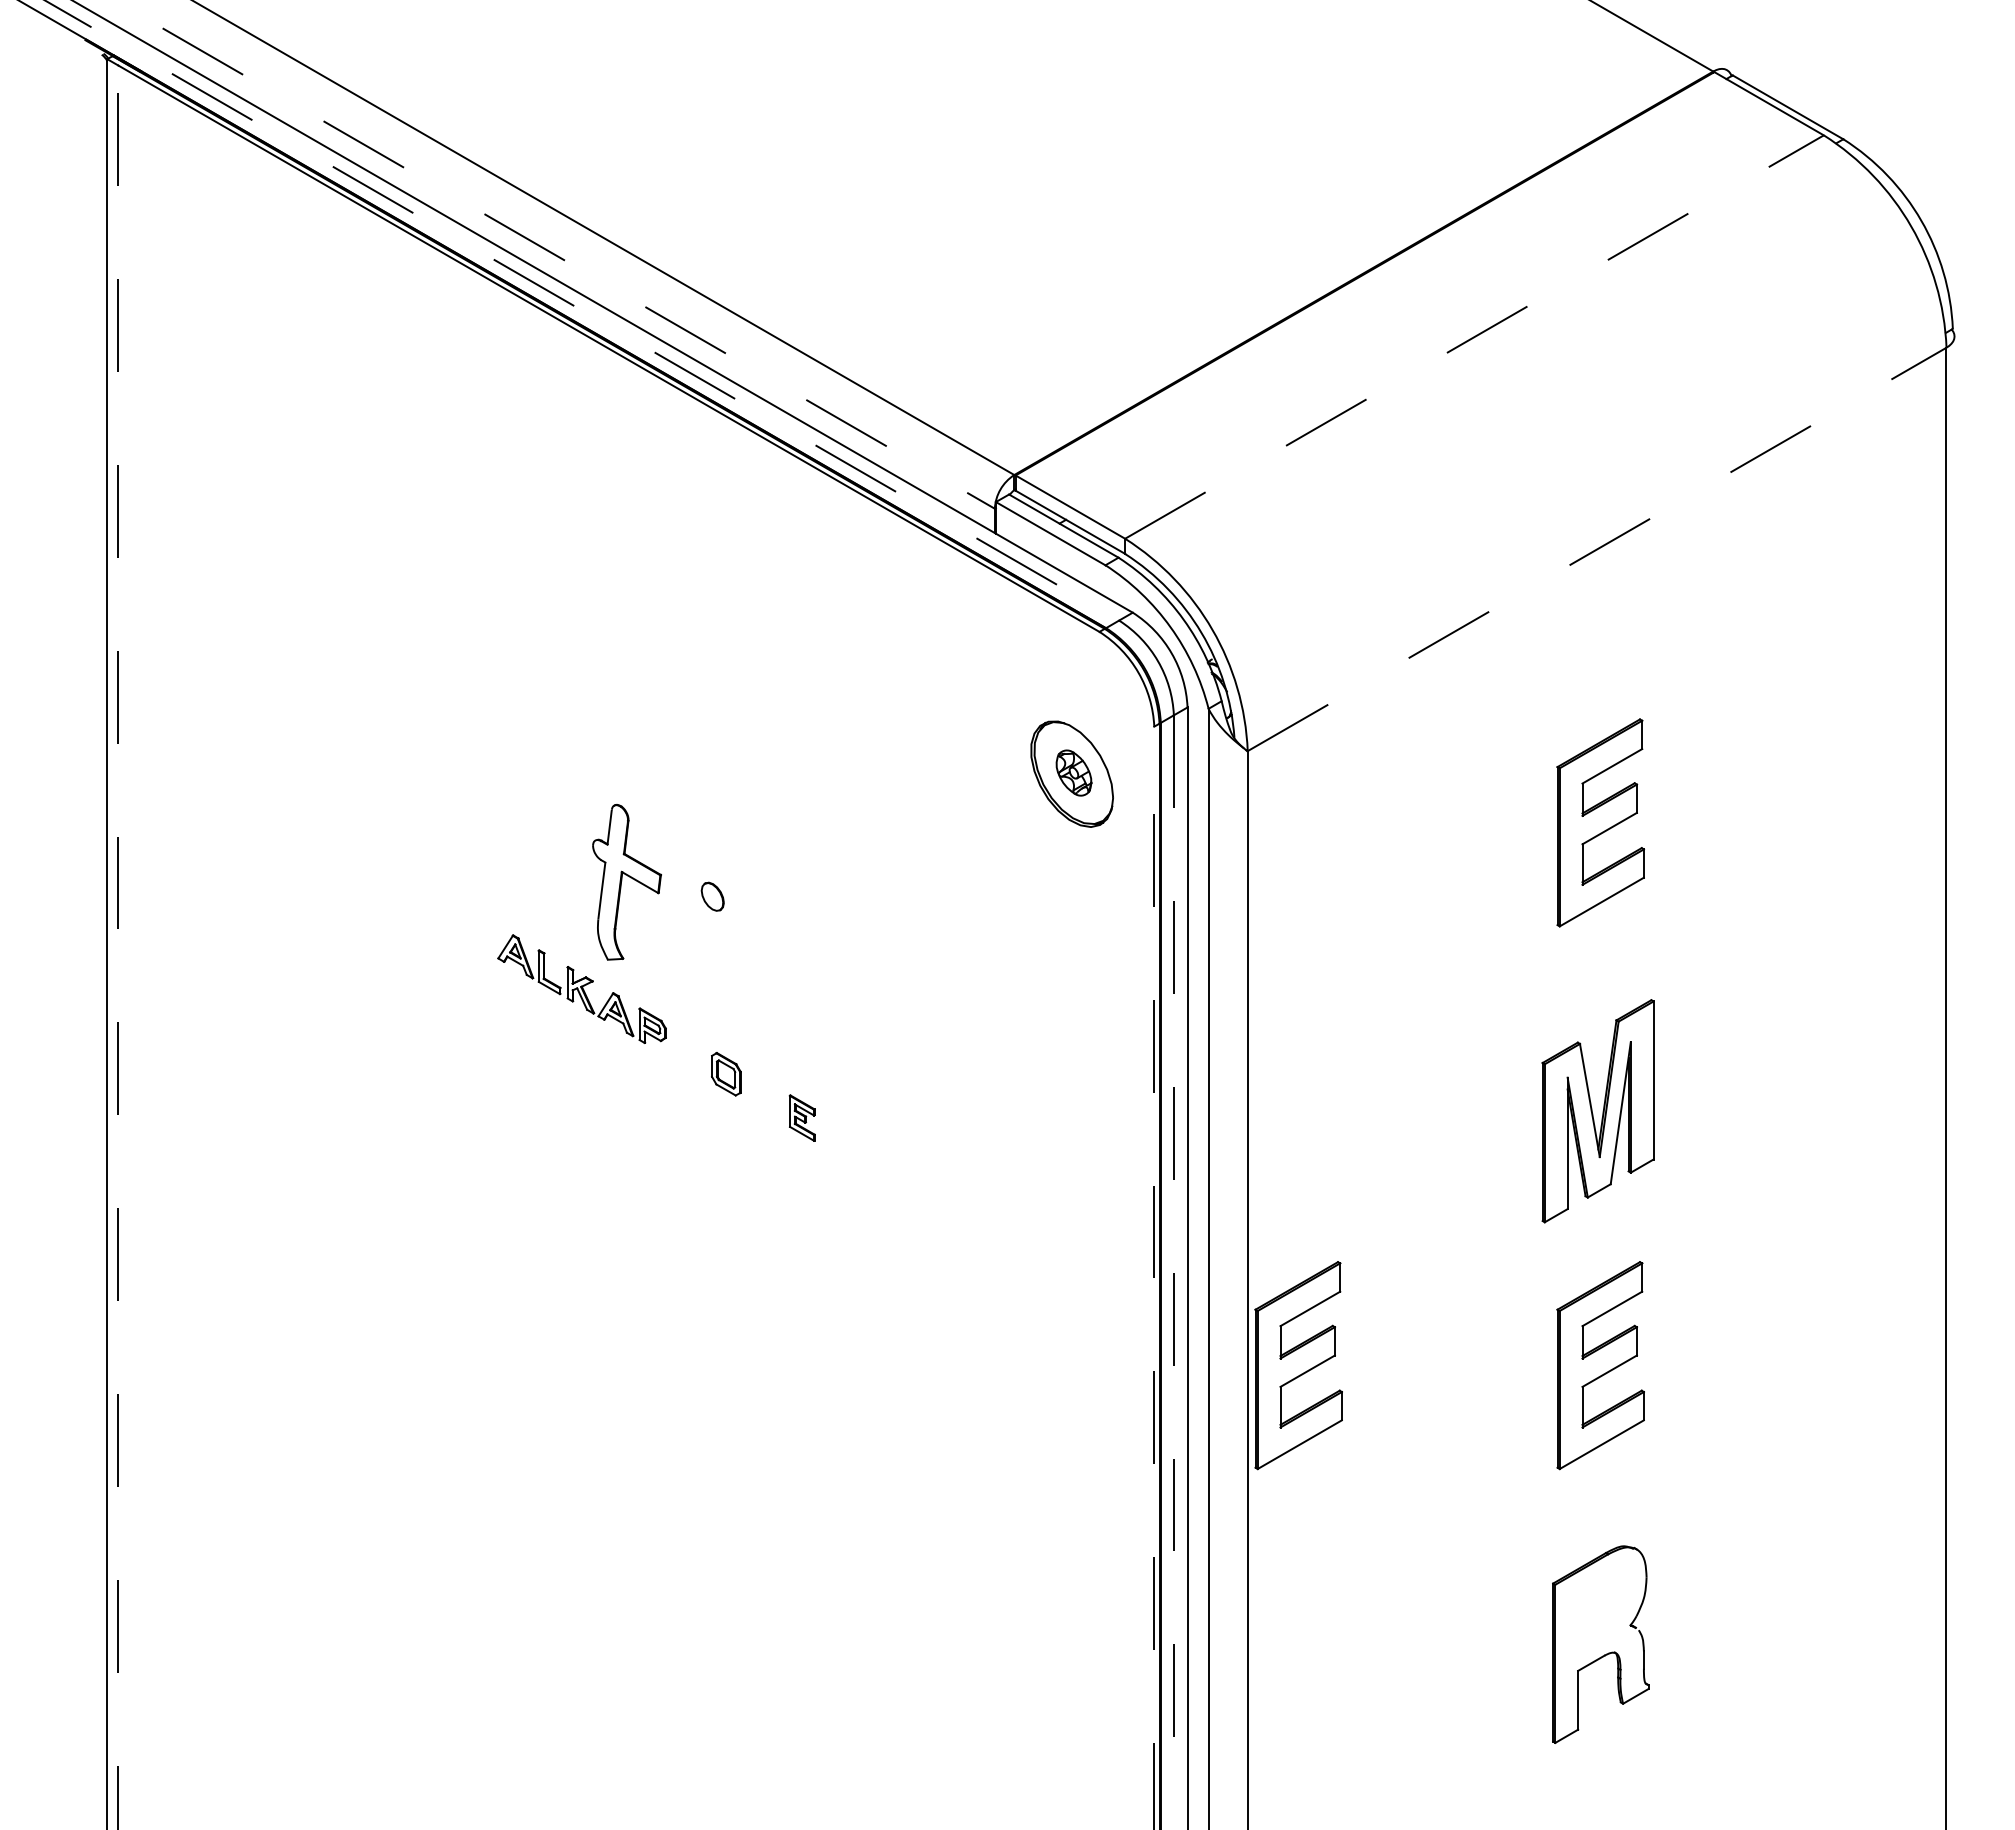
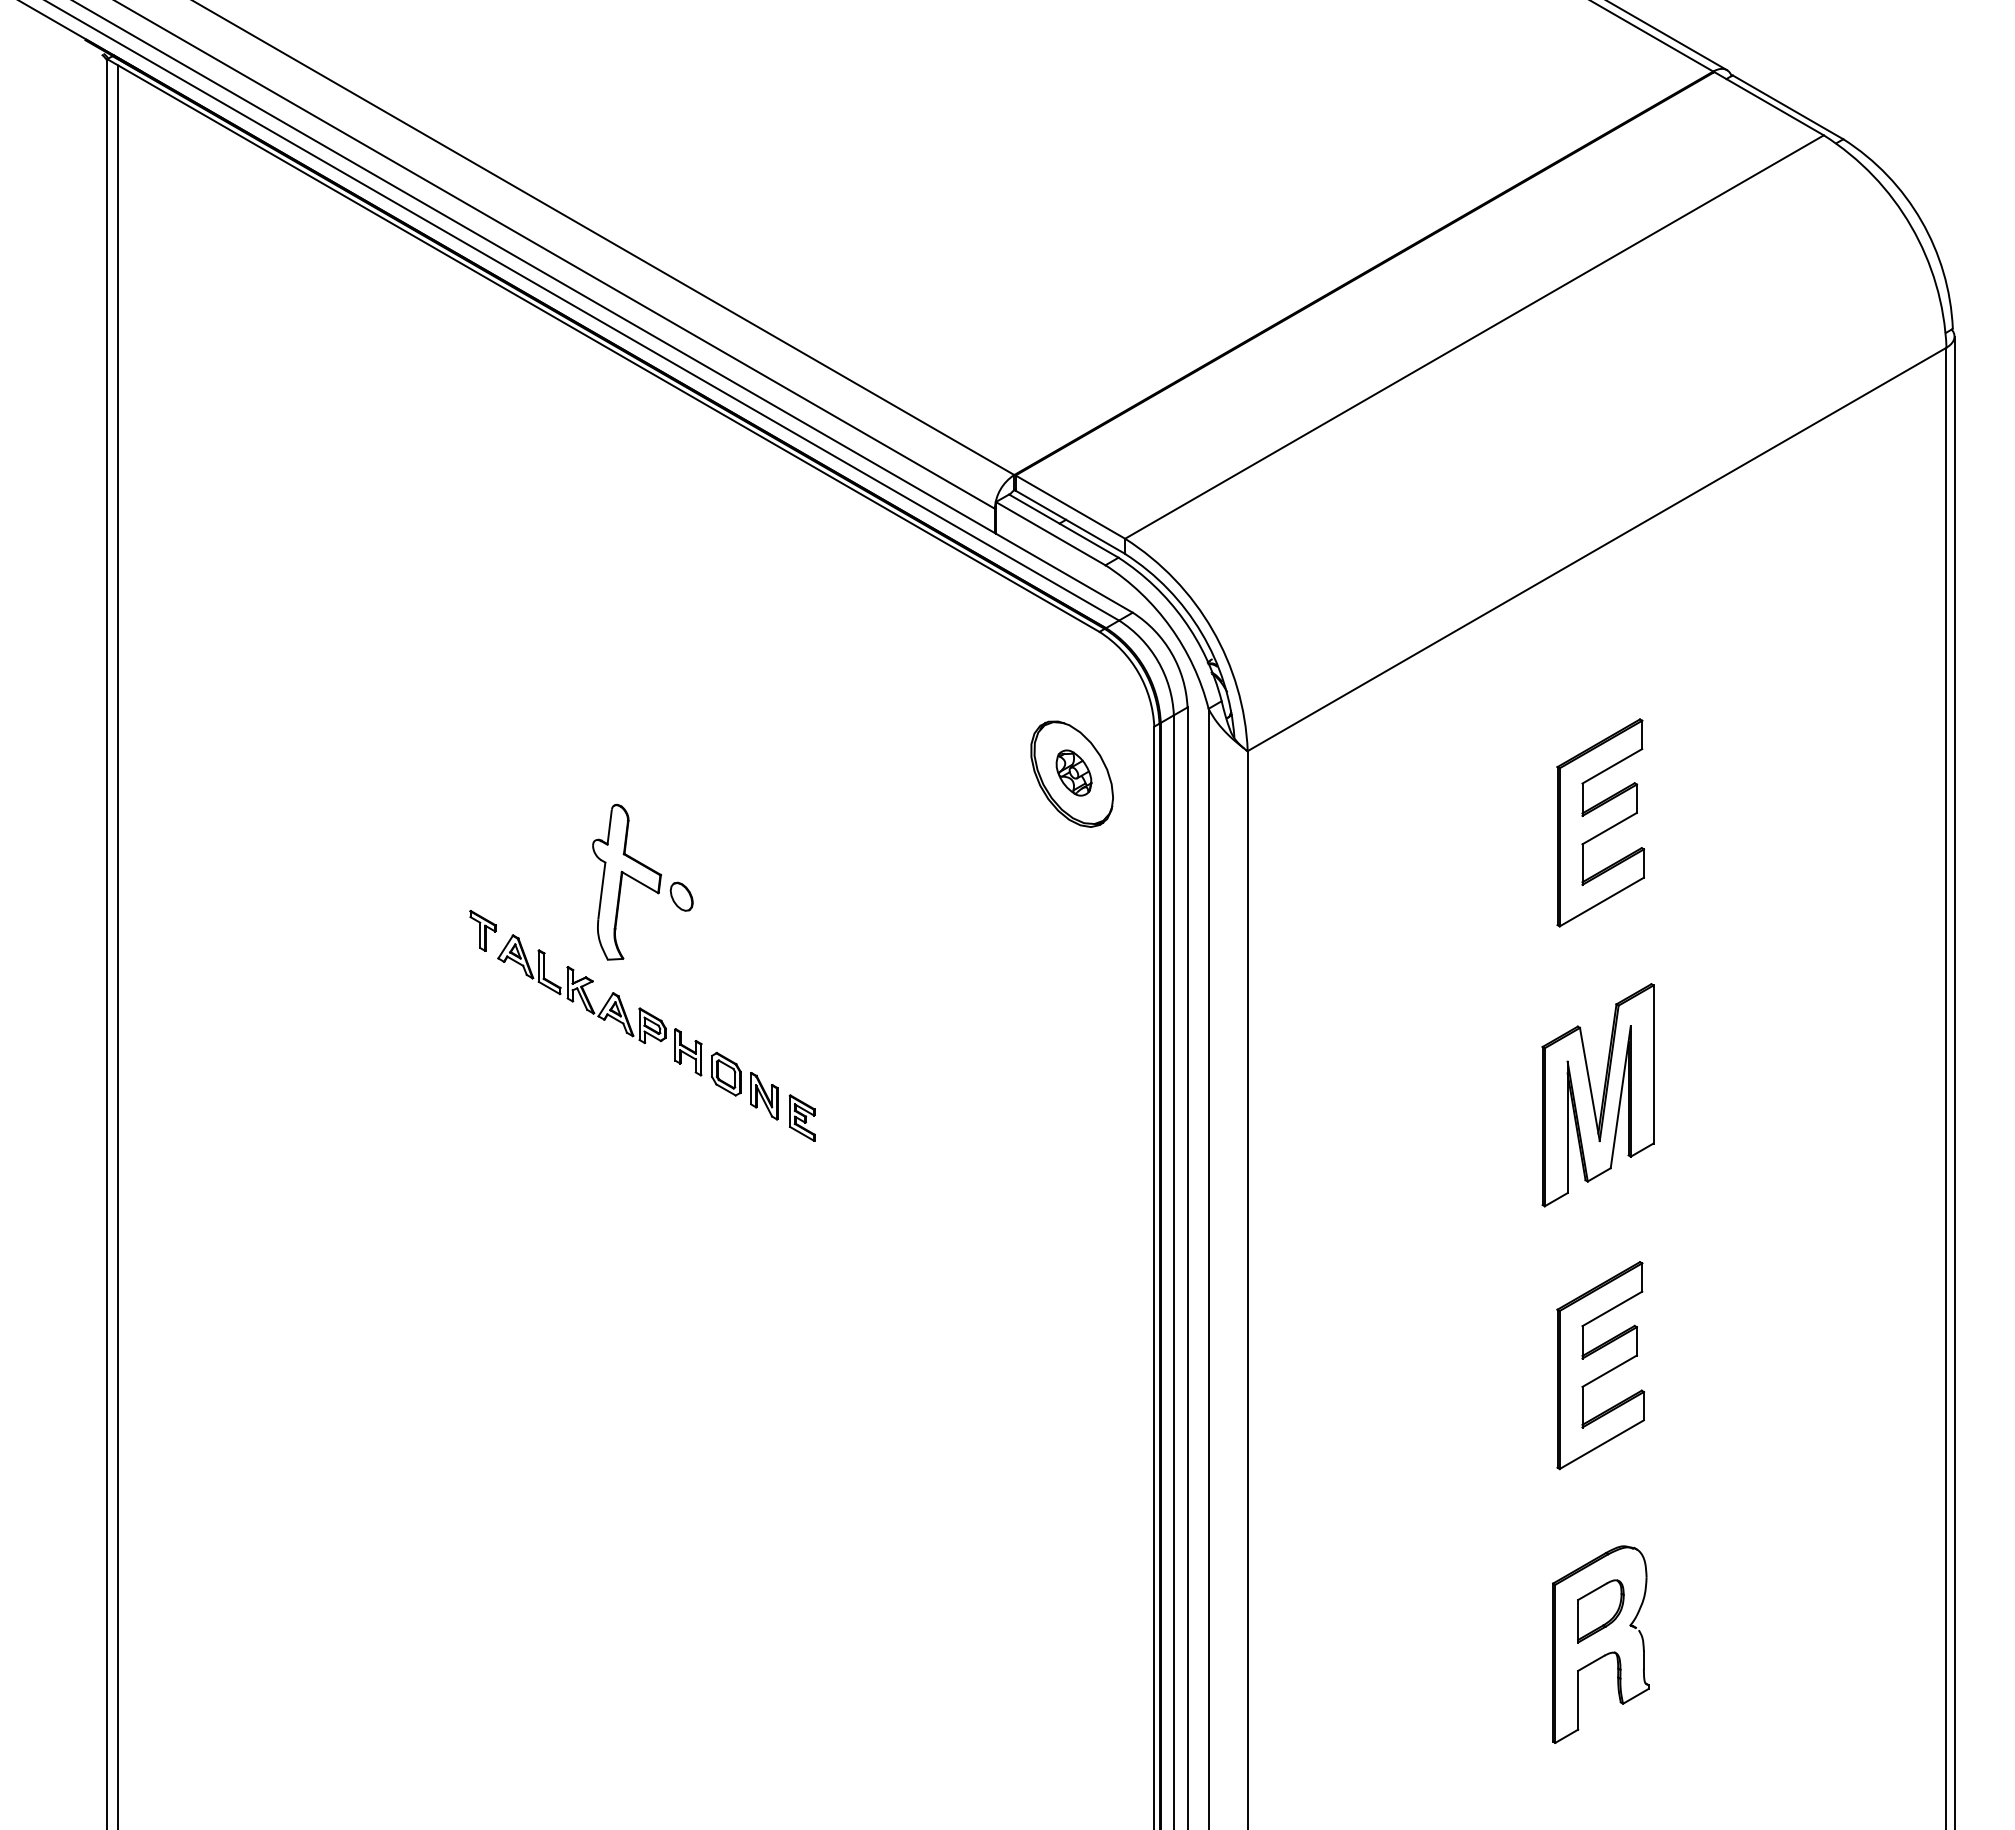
line: none -> present (1668, 36)
line: dashed -> solid (554, 254)
line: dashed -> solid (582, 310)
line: dashed -> solid (1474, 336)
line: dashed -> solid (1597, 549)
part position: (712, 896) -> (681, 896) (681, 896)
part: none -> present (482, 930)
line: dashed -> solid (118, 947)
part: none -> present (688, 1052)
line: none -> present (1954, 1081)
part: none -> present (764, 1096)
part position: (1597, 1111) -> (1597, 1095) (1597, 1095)
line: dashed -> solid (1173, 1272)
line: dashed -> solid (1154, 1277)
part: present -> none (1298, 1365)
part: none -> present (1600, 1611)
